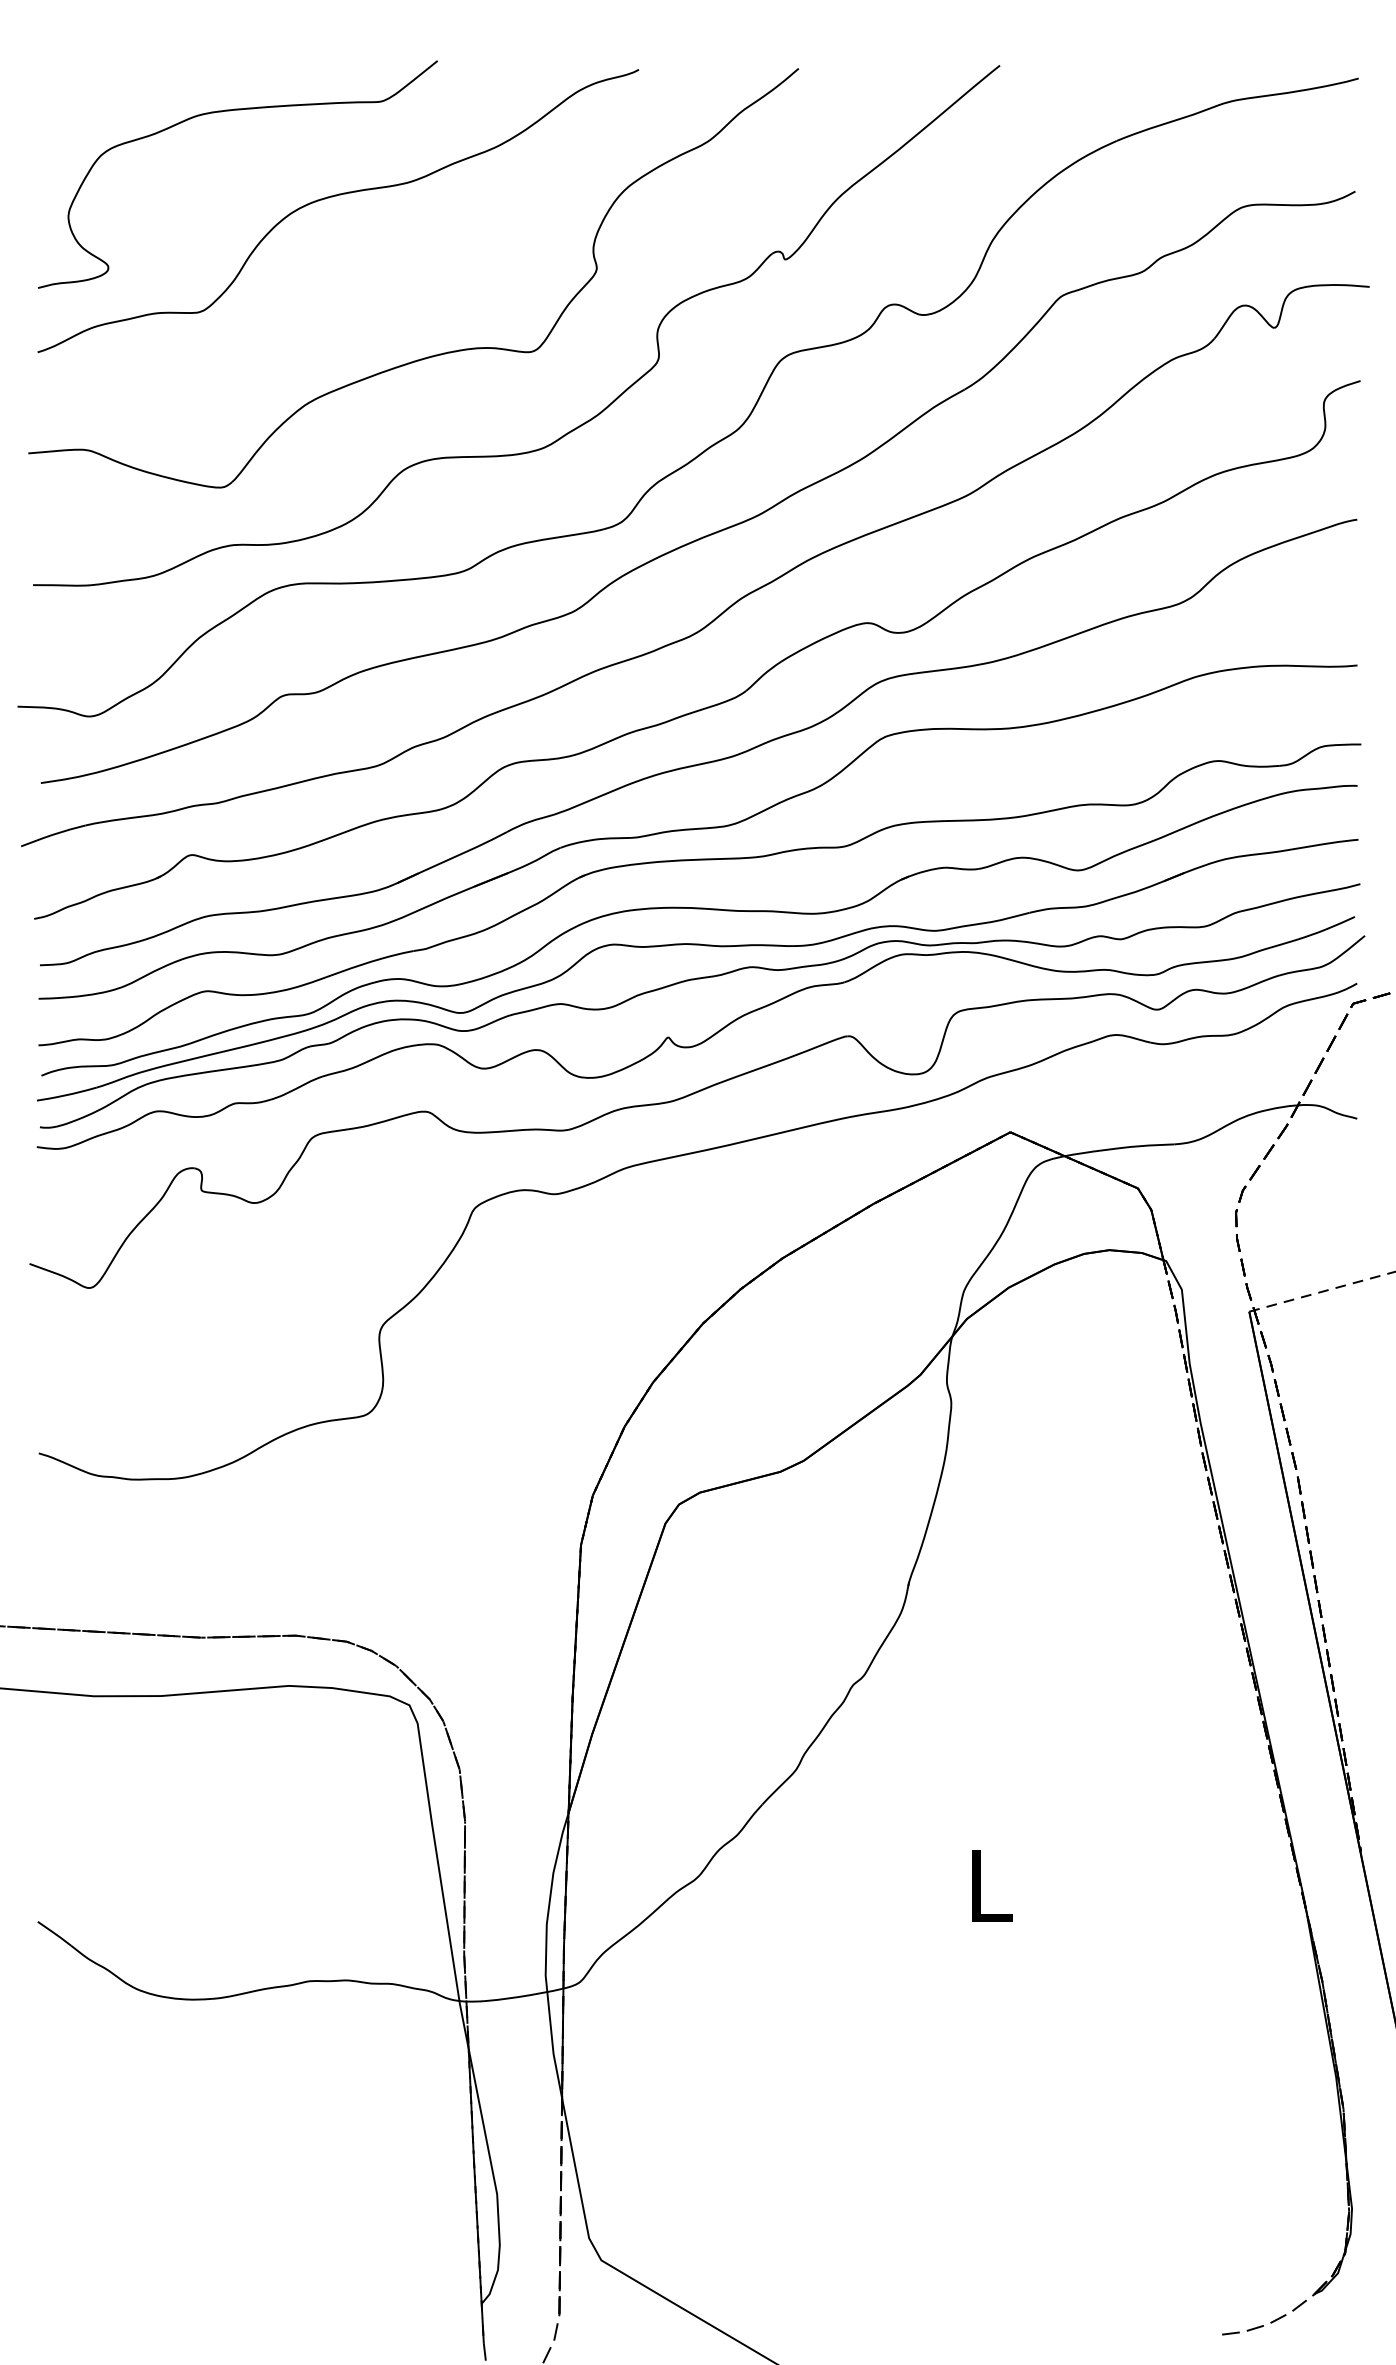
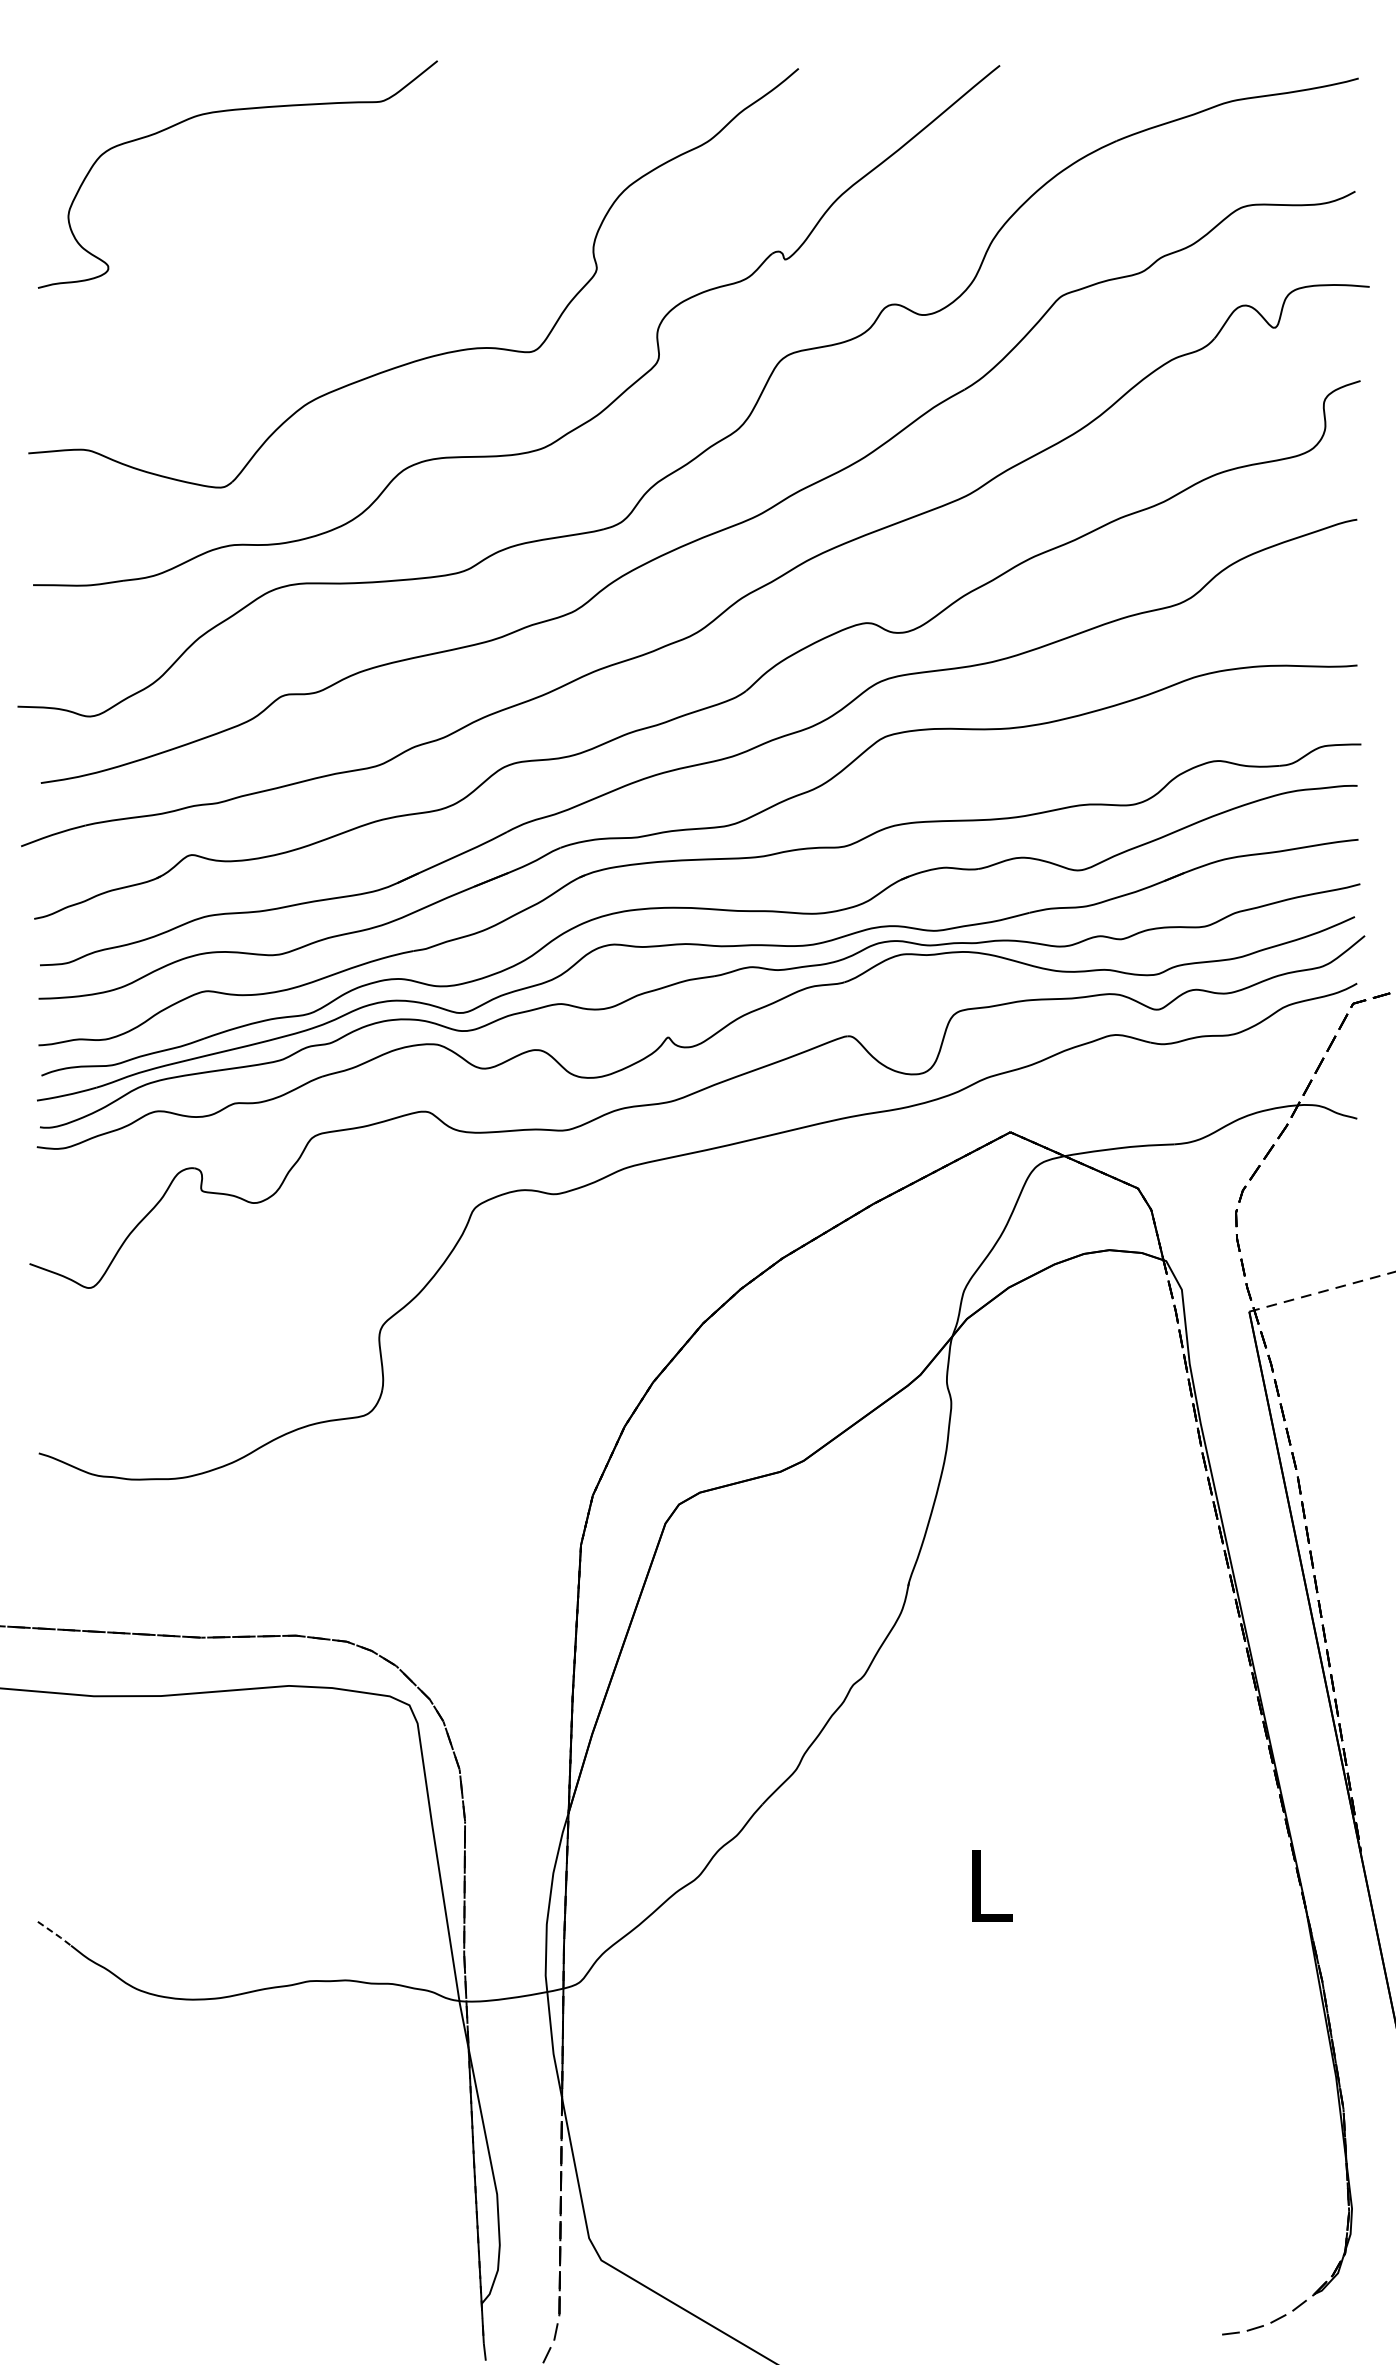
curve: present -> none (336, 196)
line: solid -> dashed (55, 1934)
